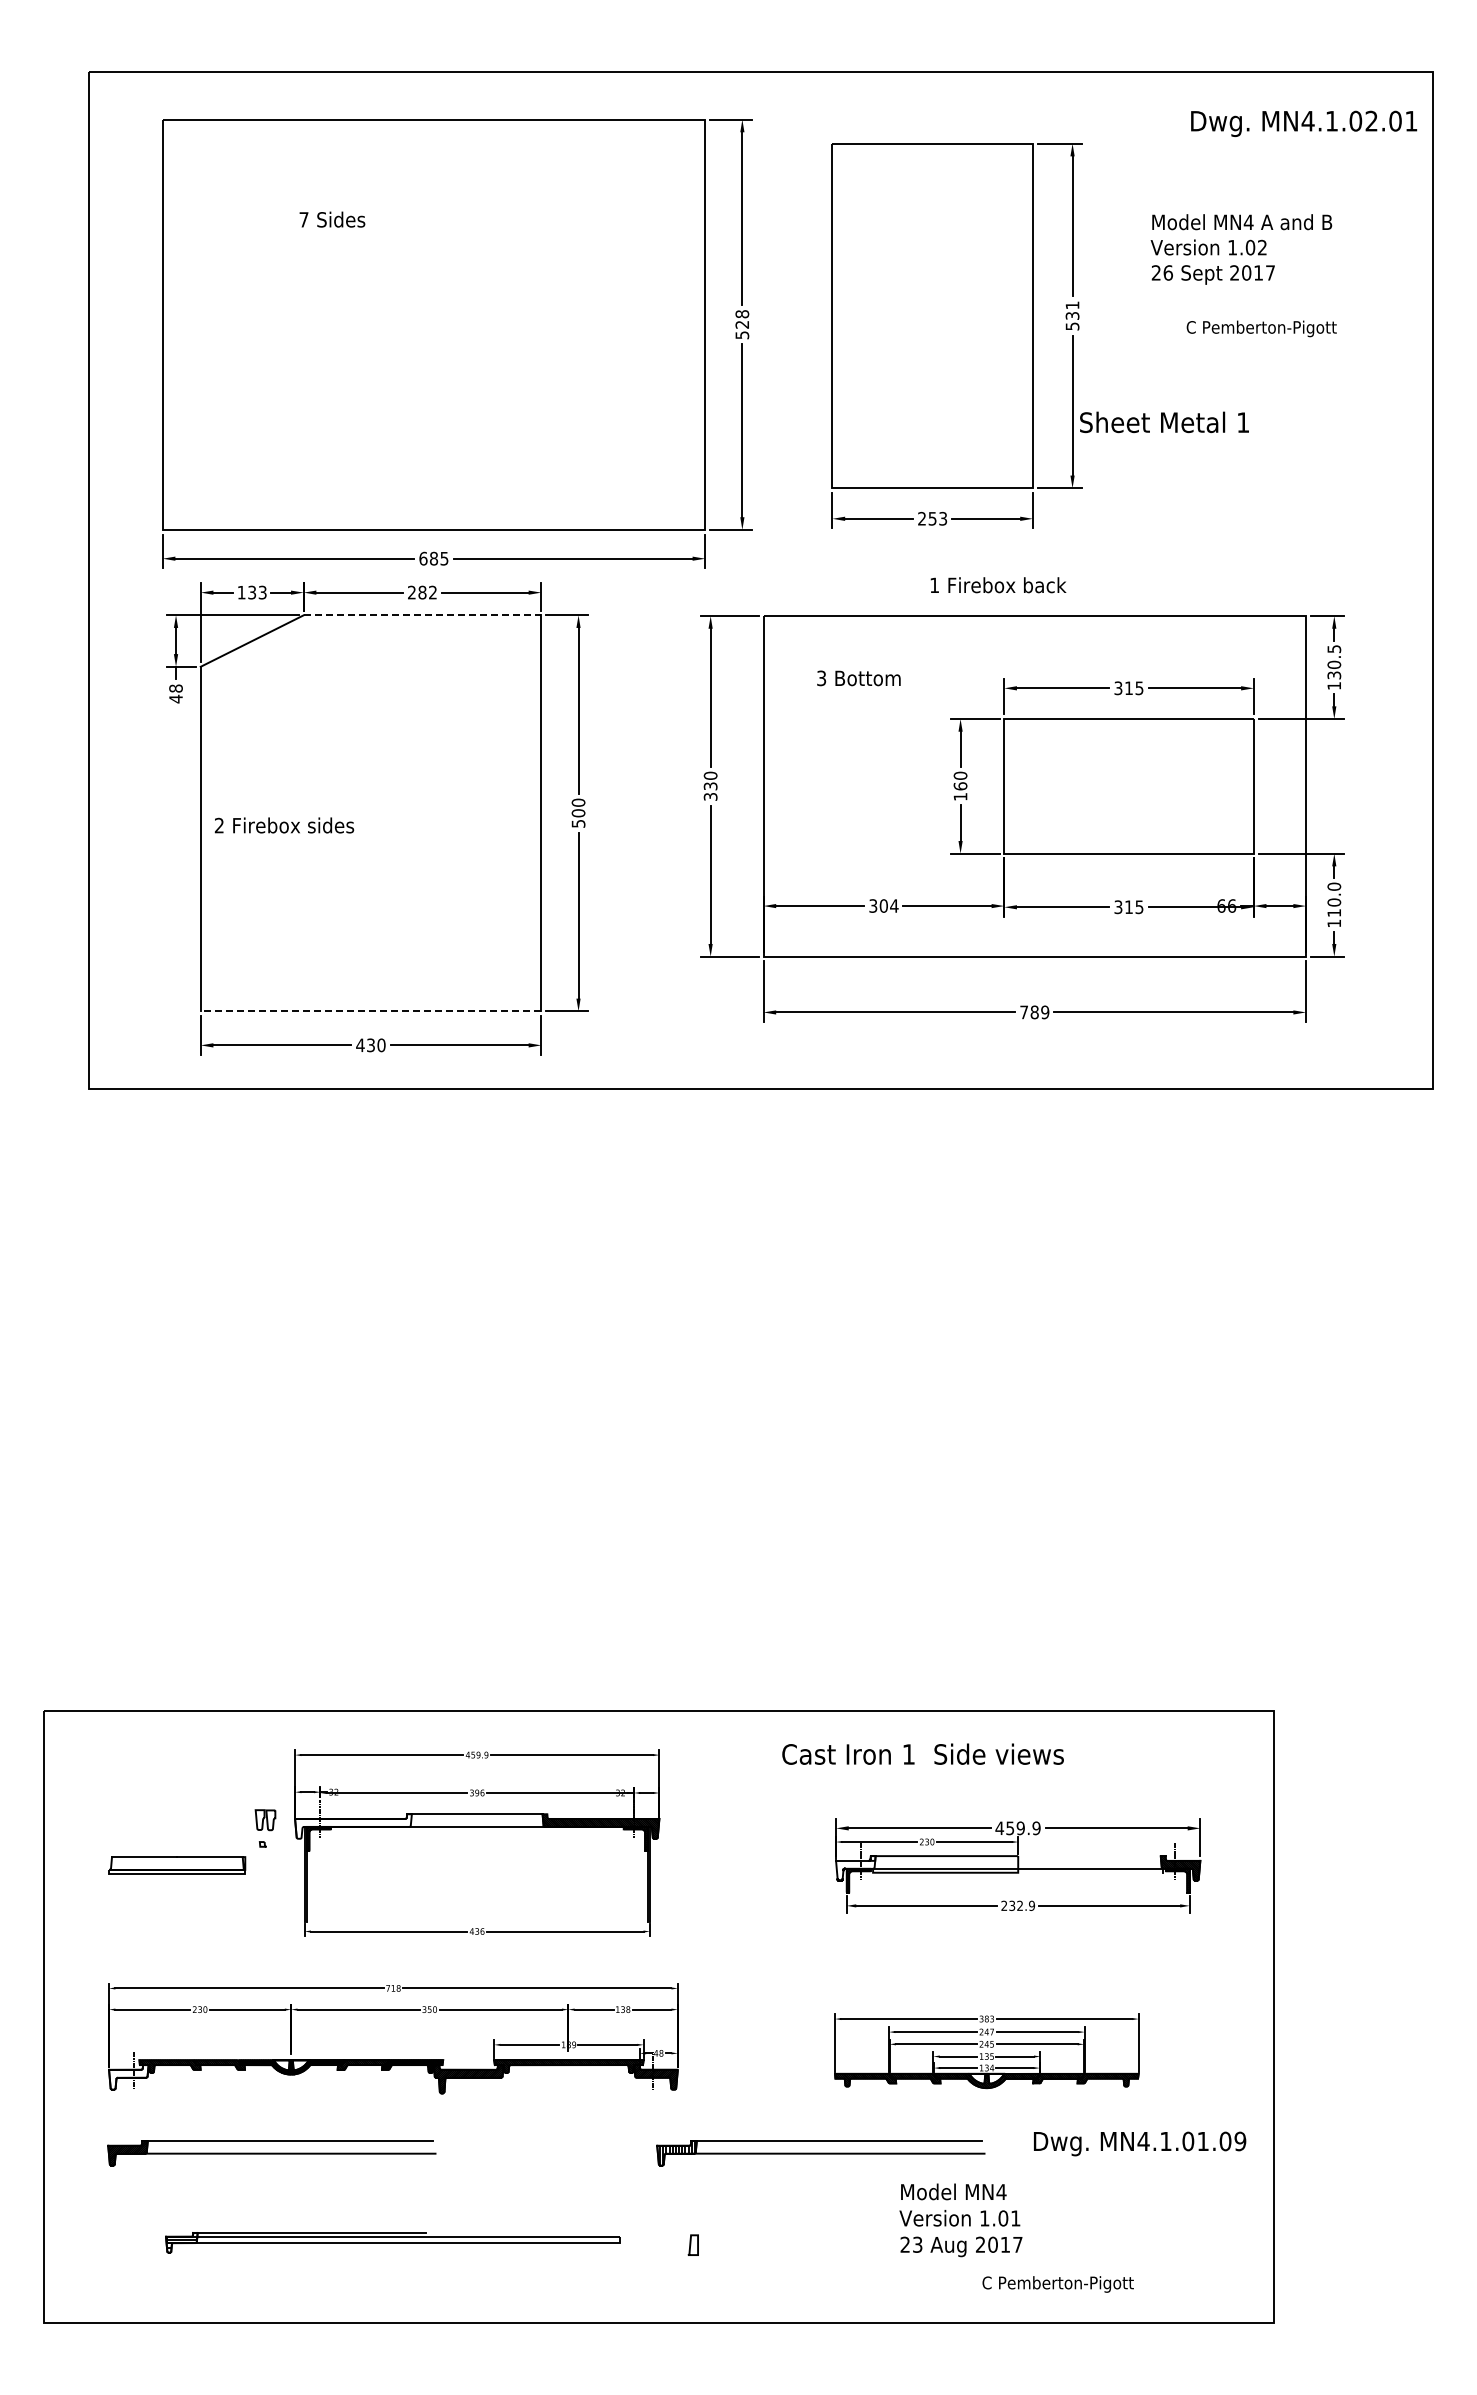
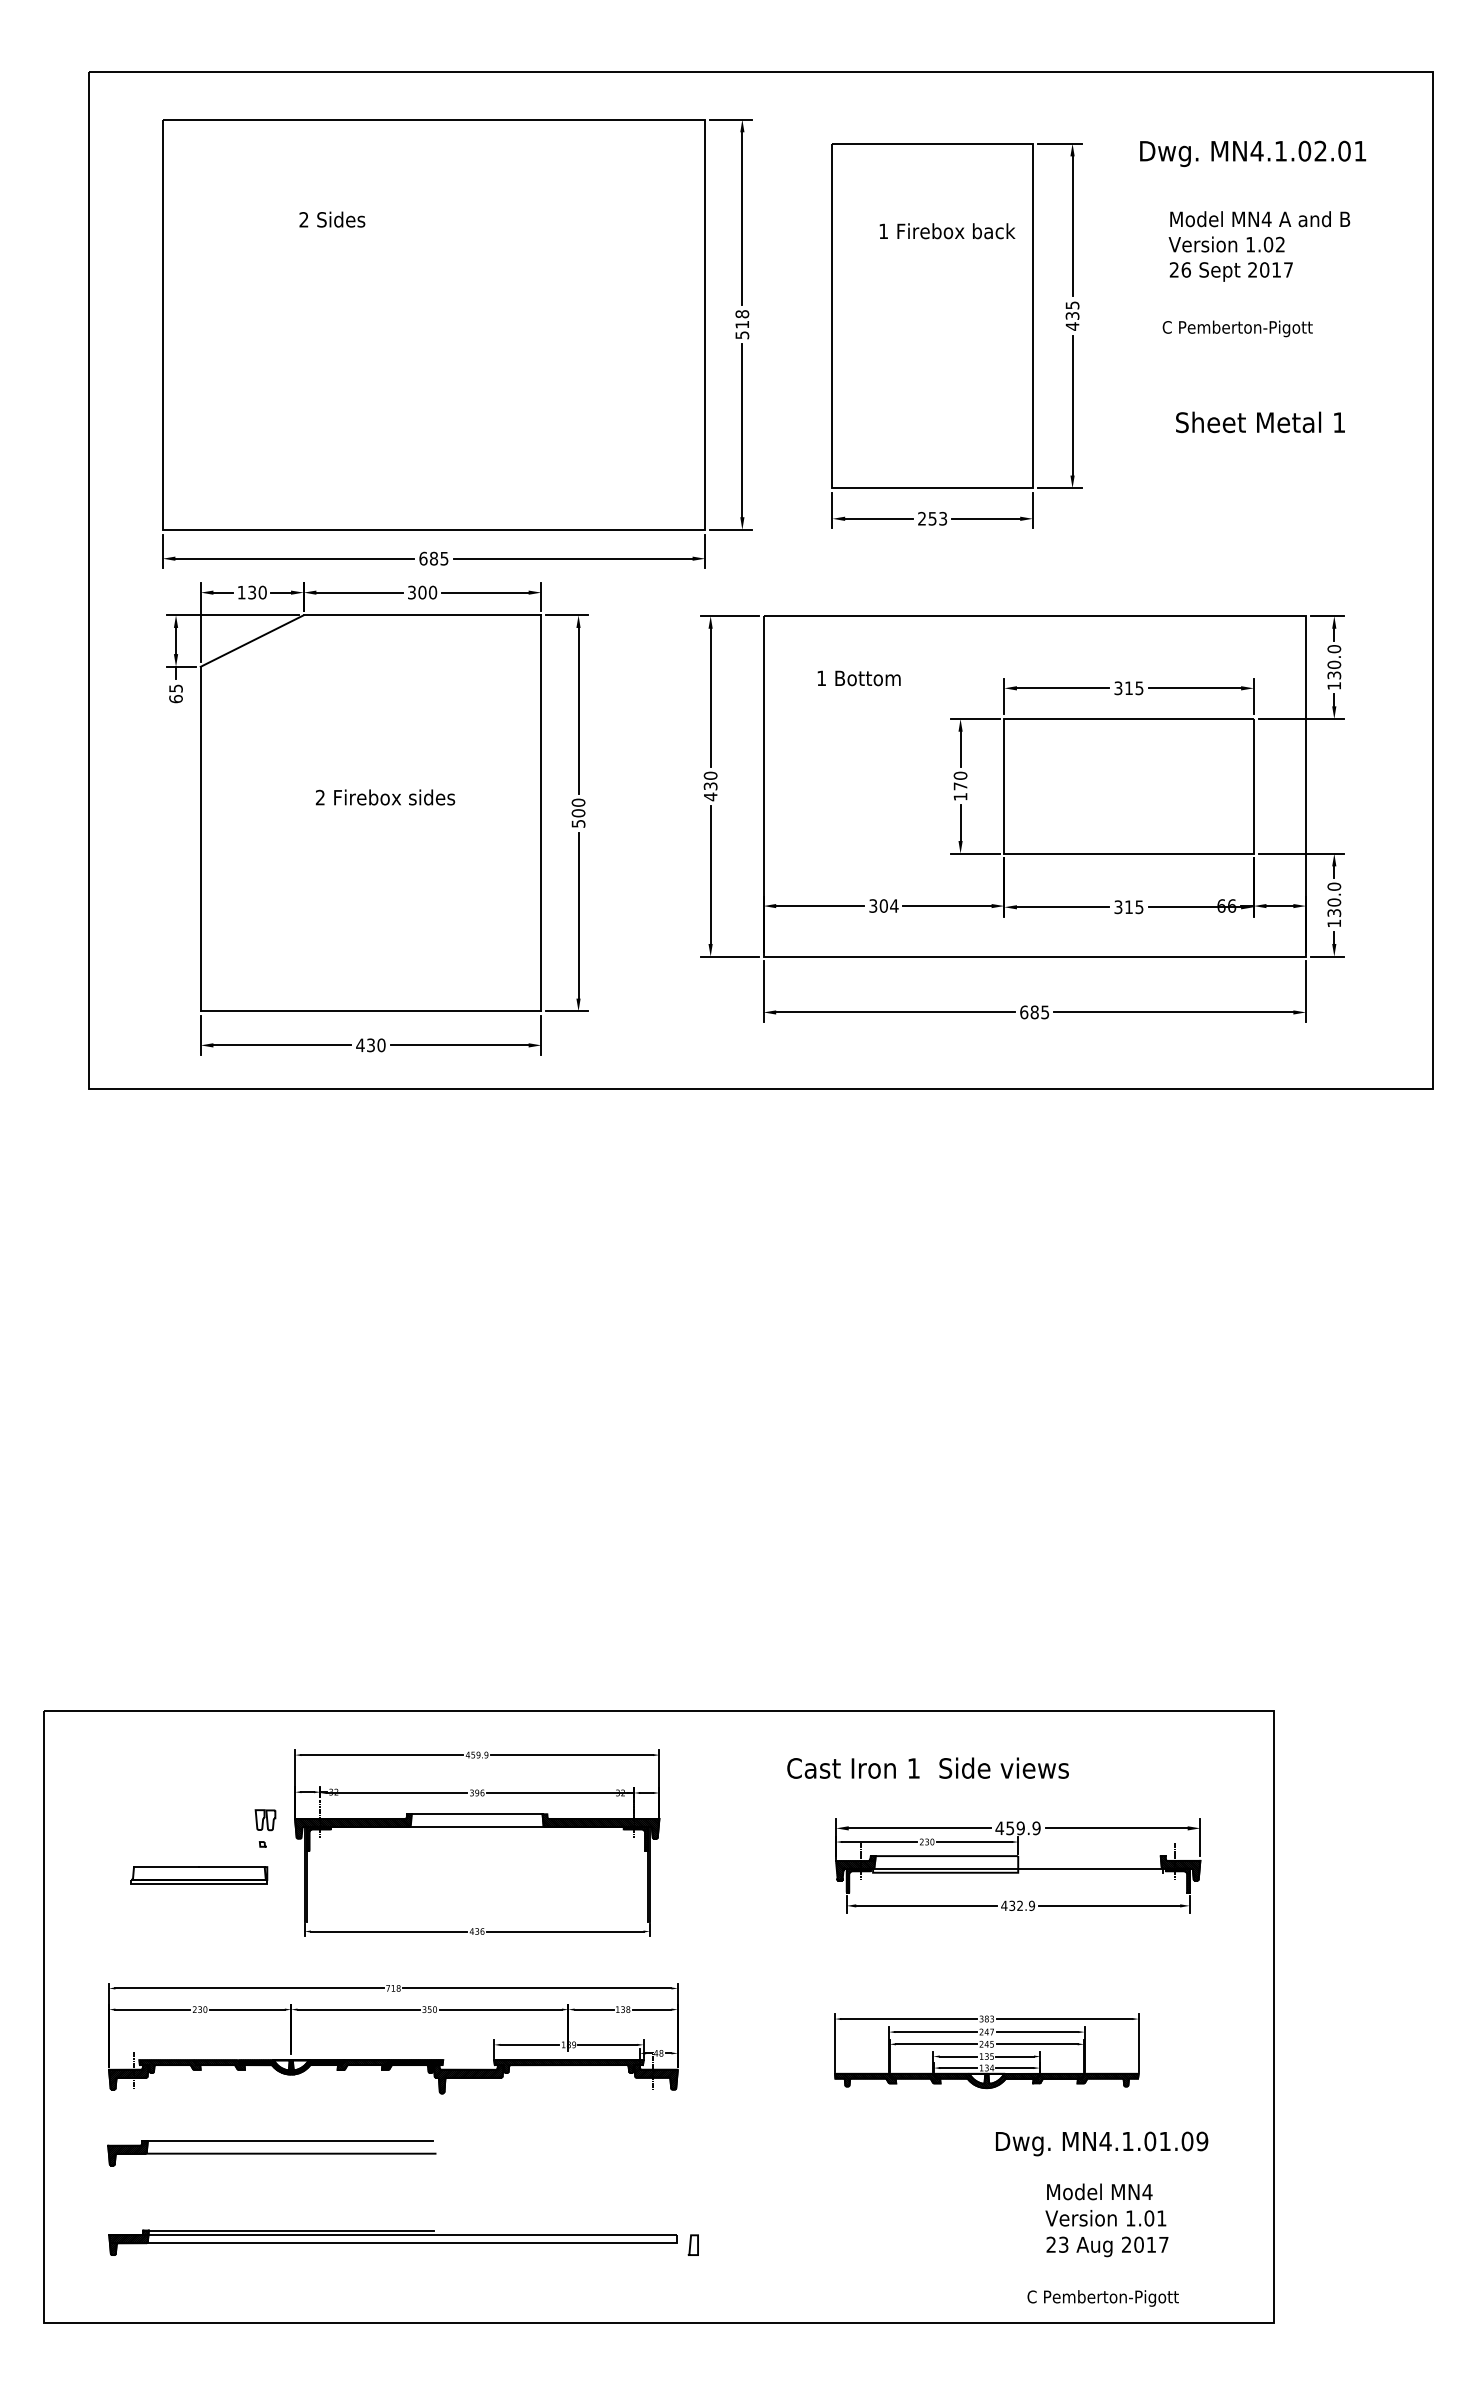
text position: (1304, 123) -> (1253, 153) (1253, 153)
text: 7 -> 2 (303, 219)
text position: (1241, 249) -> (1259, 246) (1259, 246)
text: 531 -> 435 (1072, 315)
text: 528 -> 518 (741, 324)
text position: (1261, 328) -> (1237, 328) (1237, 328)
text position: (1164, 422) -> (1260, 422) (1260, 422)
text position: (998, 585) -> (947, 231) (947, 231)
text: 133 -> 130 (262, 592)
text: 282 -> 300 (422, 592)
line: dashed -> solid (422, 615)
text: 130.5 -> 130.0 (1334, 649)
text: 3 -> 1 (821, 678)
text: 48 -> 65 (175, 693)
text: 160 -> 170 (960, 786)
text: 330 -> 430 (710, 796)
text position: (284, 825) -> (385, 797) (385, 797)
text: 110.0 -> 130.0 (1334, 912)
line: dashed -> solid (370, 1011)
text: 789 -> 685 (1034, 1012)
text position: (922, 1753) -> (927, 1767) (927, 1767)
hatch: none -> present (353, 1826)
part position: (177, 1865) -> (199, 1875) (199, 1875)
hatch: none -> present (855, 1868)
text: 232.9 -> 432.9 (1004, 1905)
hatch: none -> present (128, 2077)
text position: (1140, 2143) -> (1102, 2143) (1102, 2143)
part: present -> none (820, 2153)
text position: (960, 2220) -> (1106, 2220) (1106, 2220)
part size: 456x22 px -> 570x27 px (392, 2242)
text position: (1057, 2284) -> (1102, 2298) (1102, 2298)
